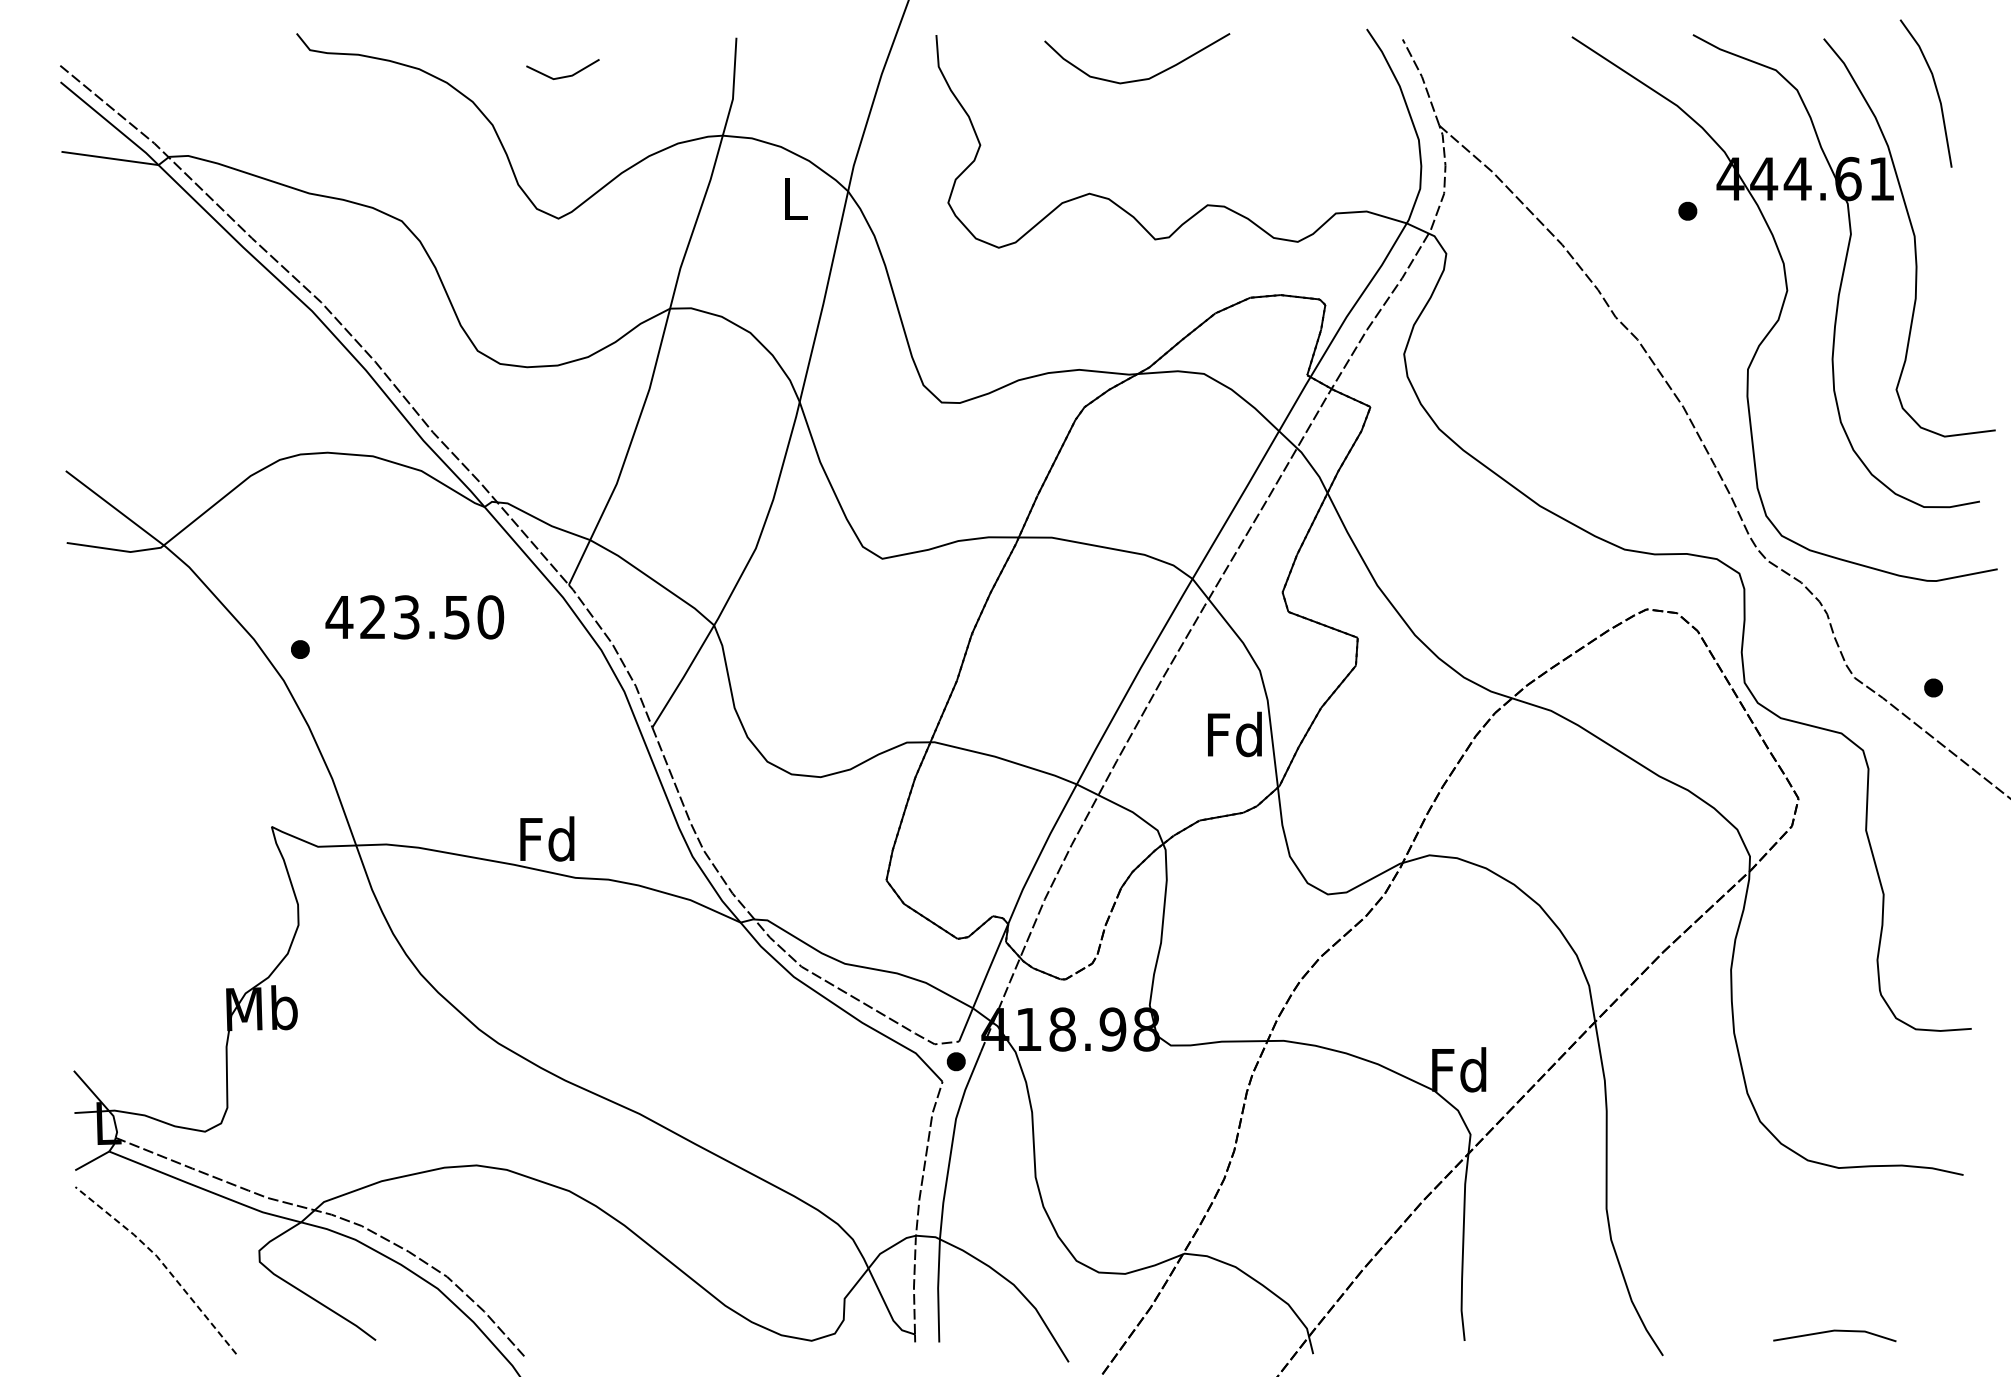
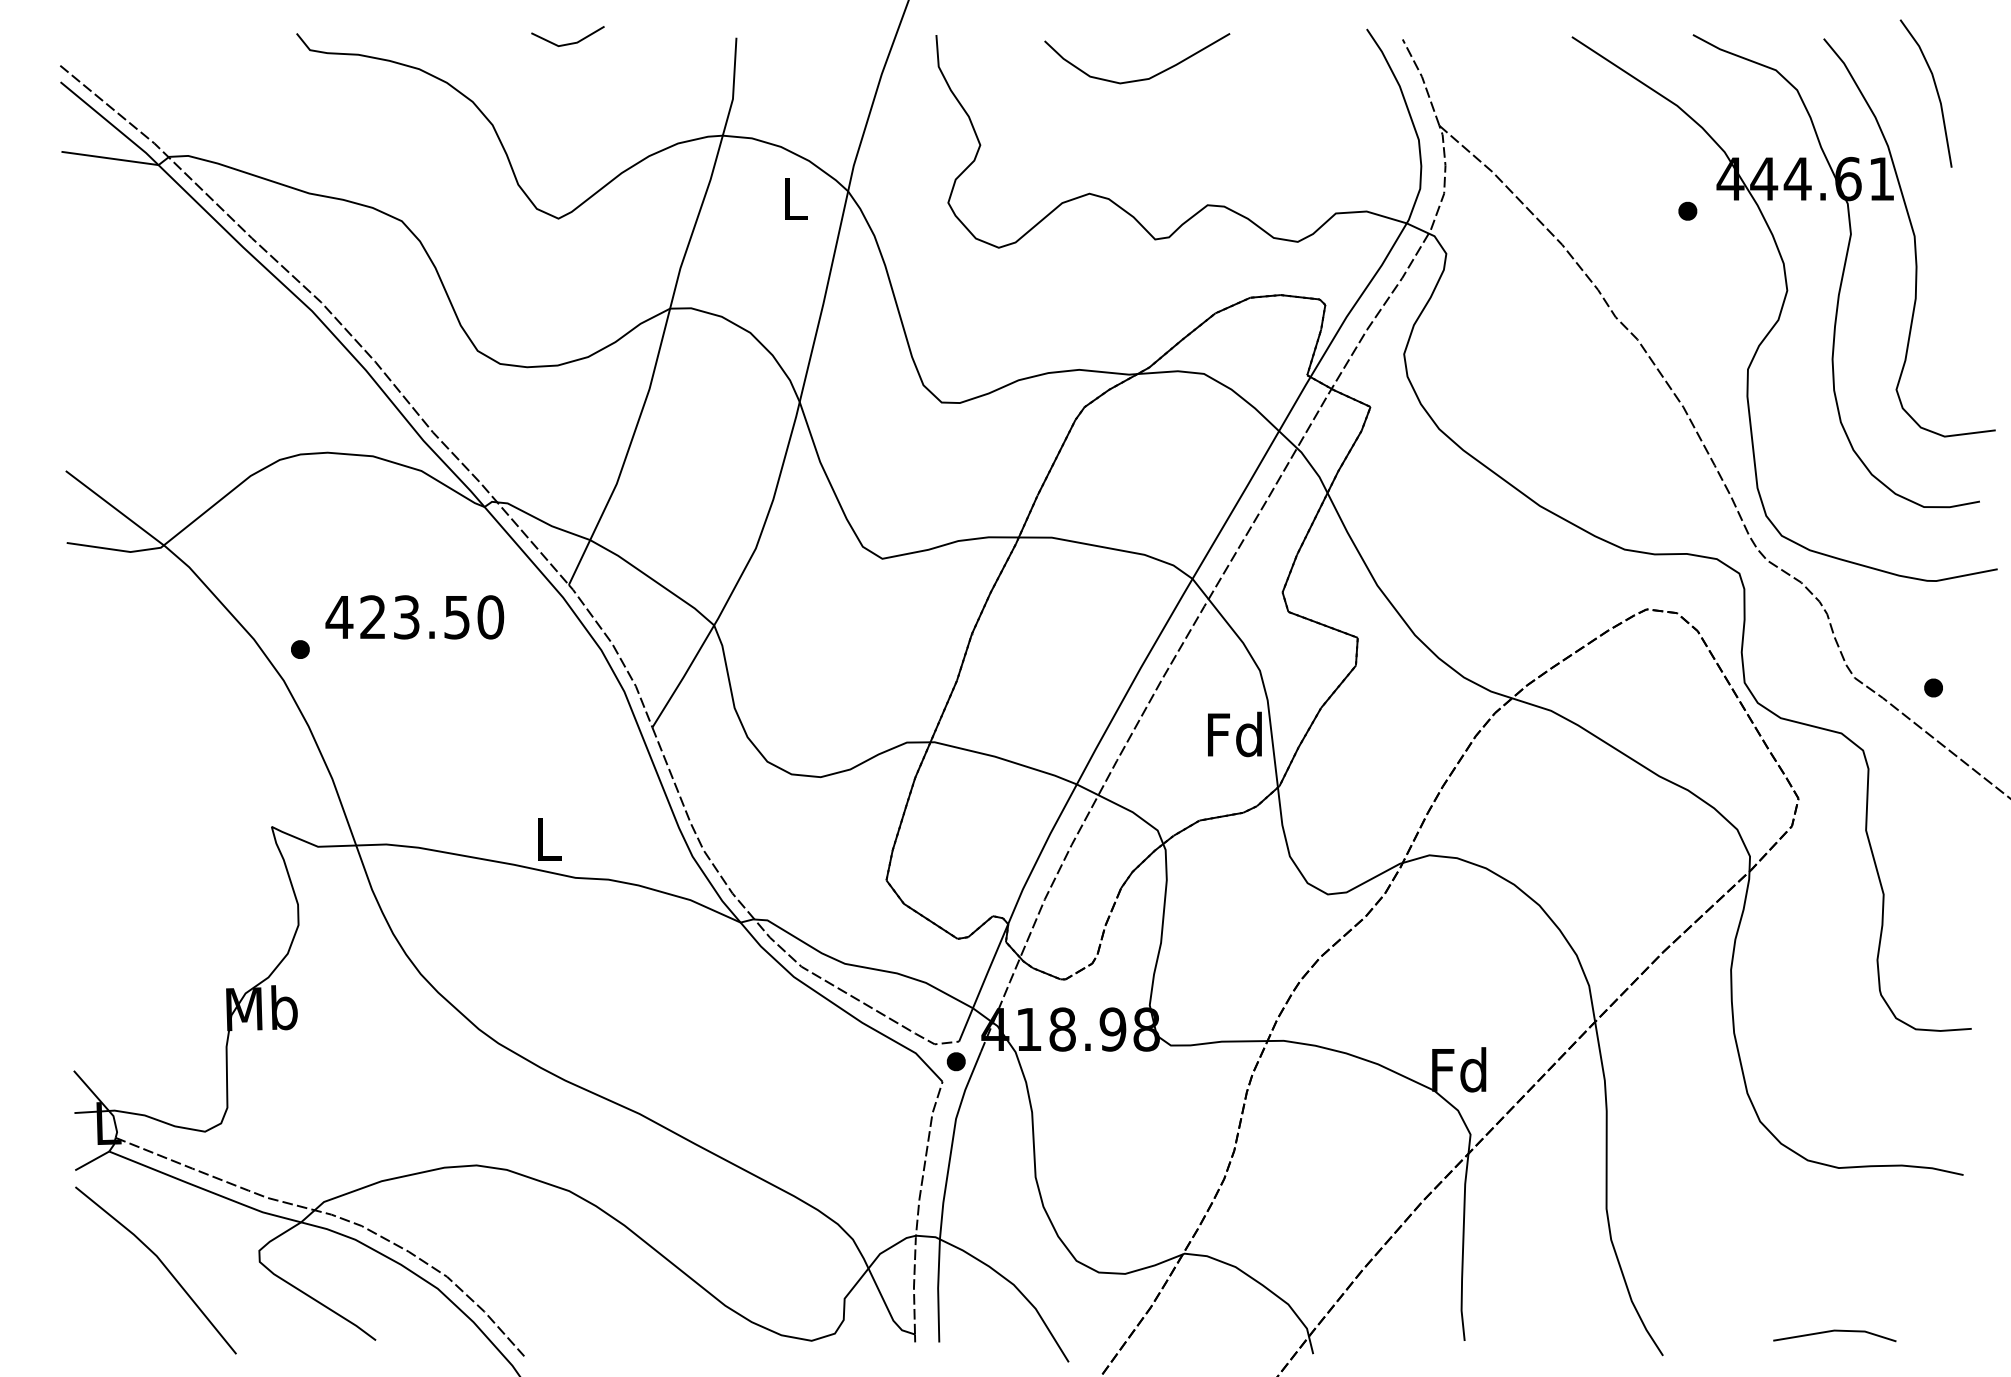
line position: (562, 76) -> (567, 43) (567, 43)
text: Fd -> L (547, 838)
line: dashed -> solid (161, 1262)
